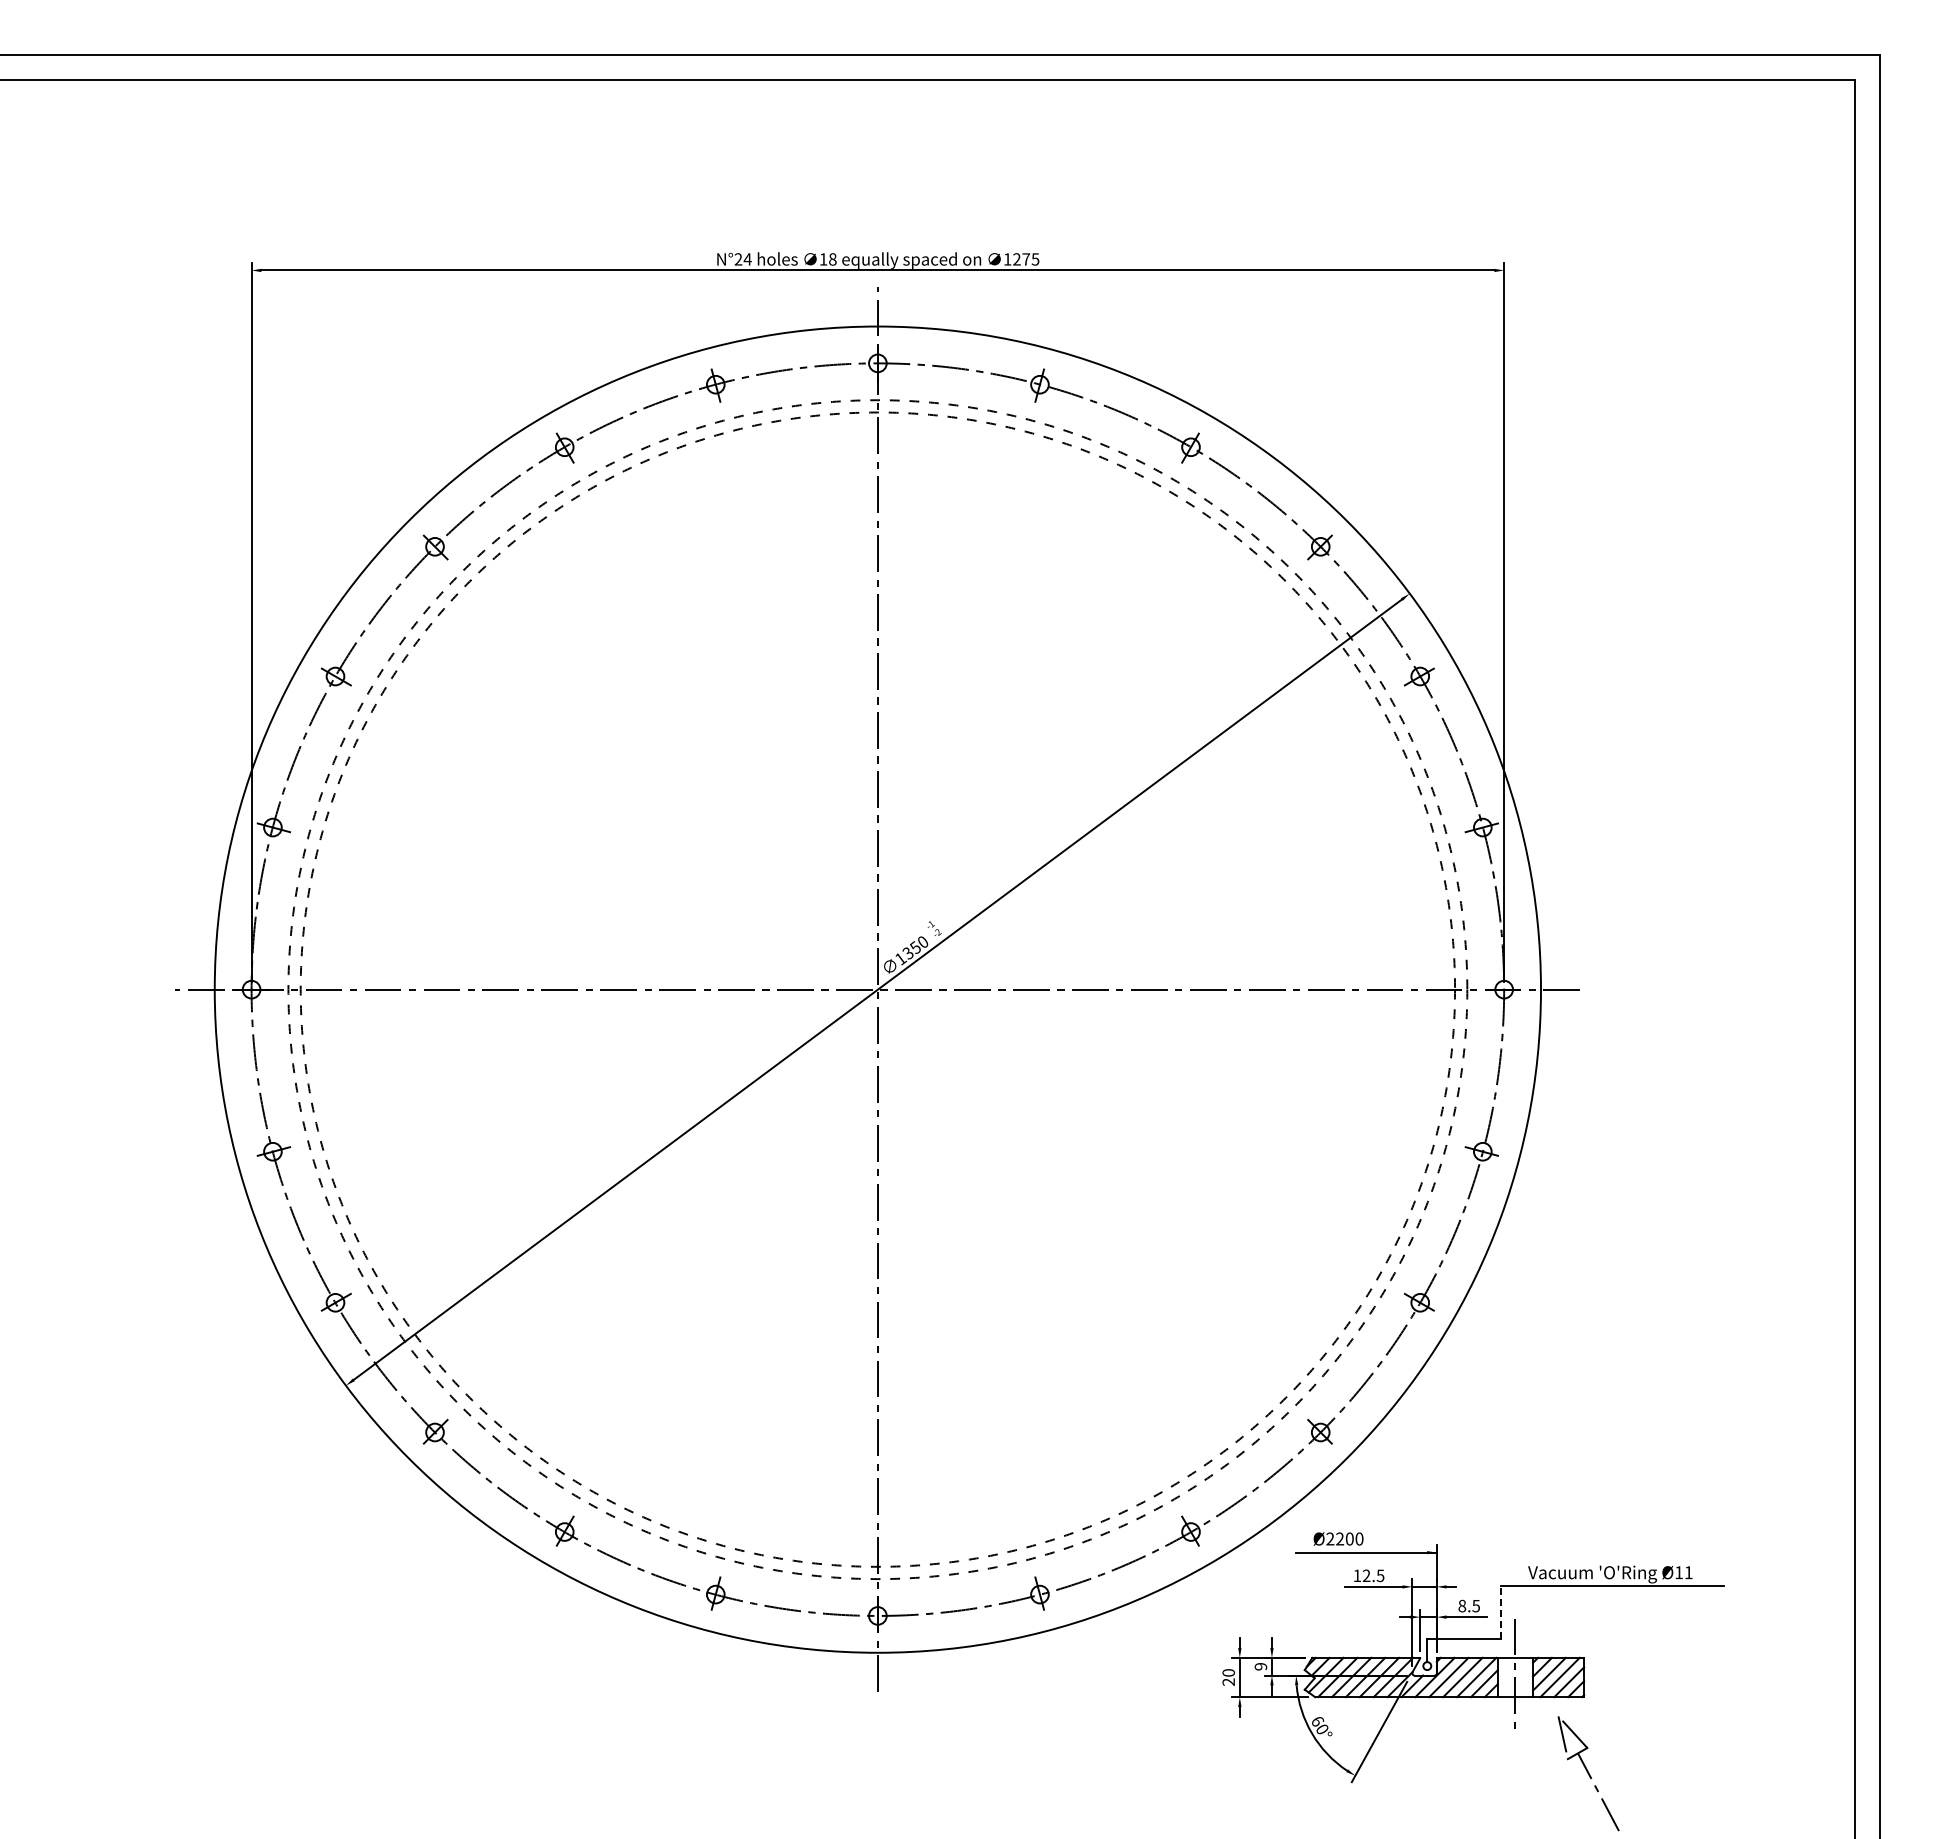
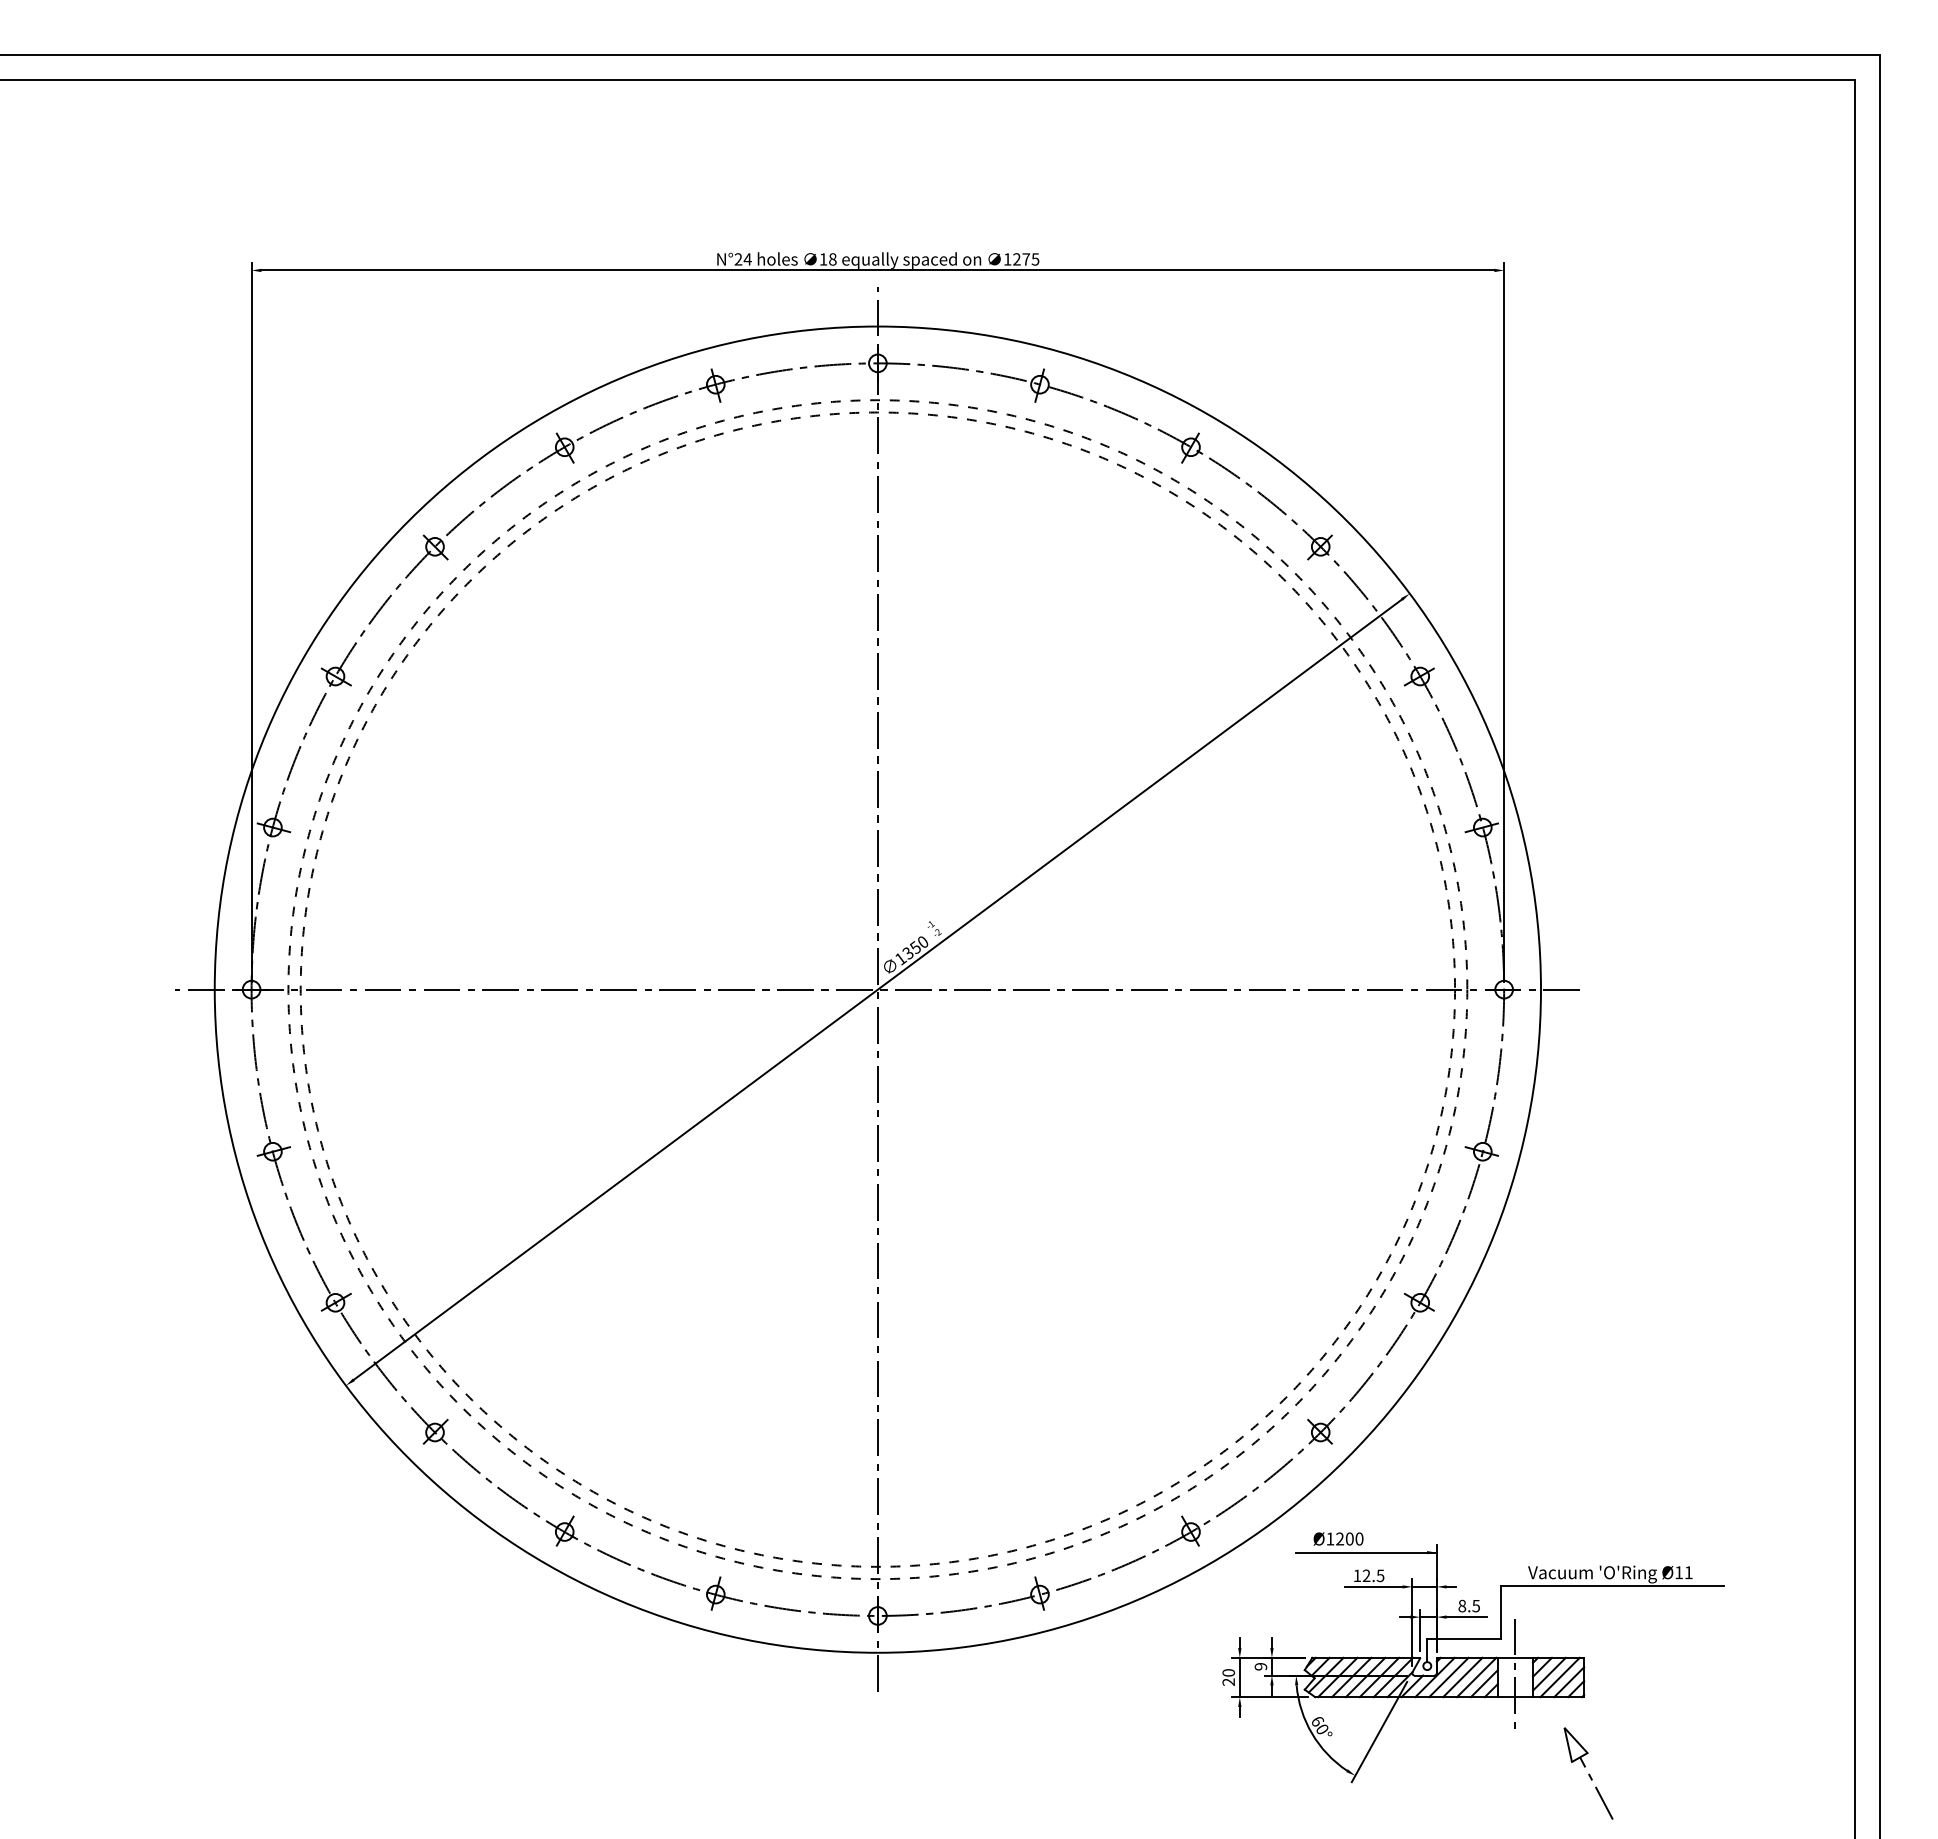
text: Ø2200 -> Ø1200 (1330, 1538)
line: dashed -> solid (1501, 1612)
part size: 63x116 px -> 51x93 px (1588, 1773)
